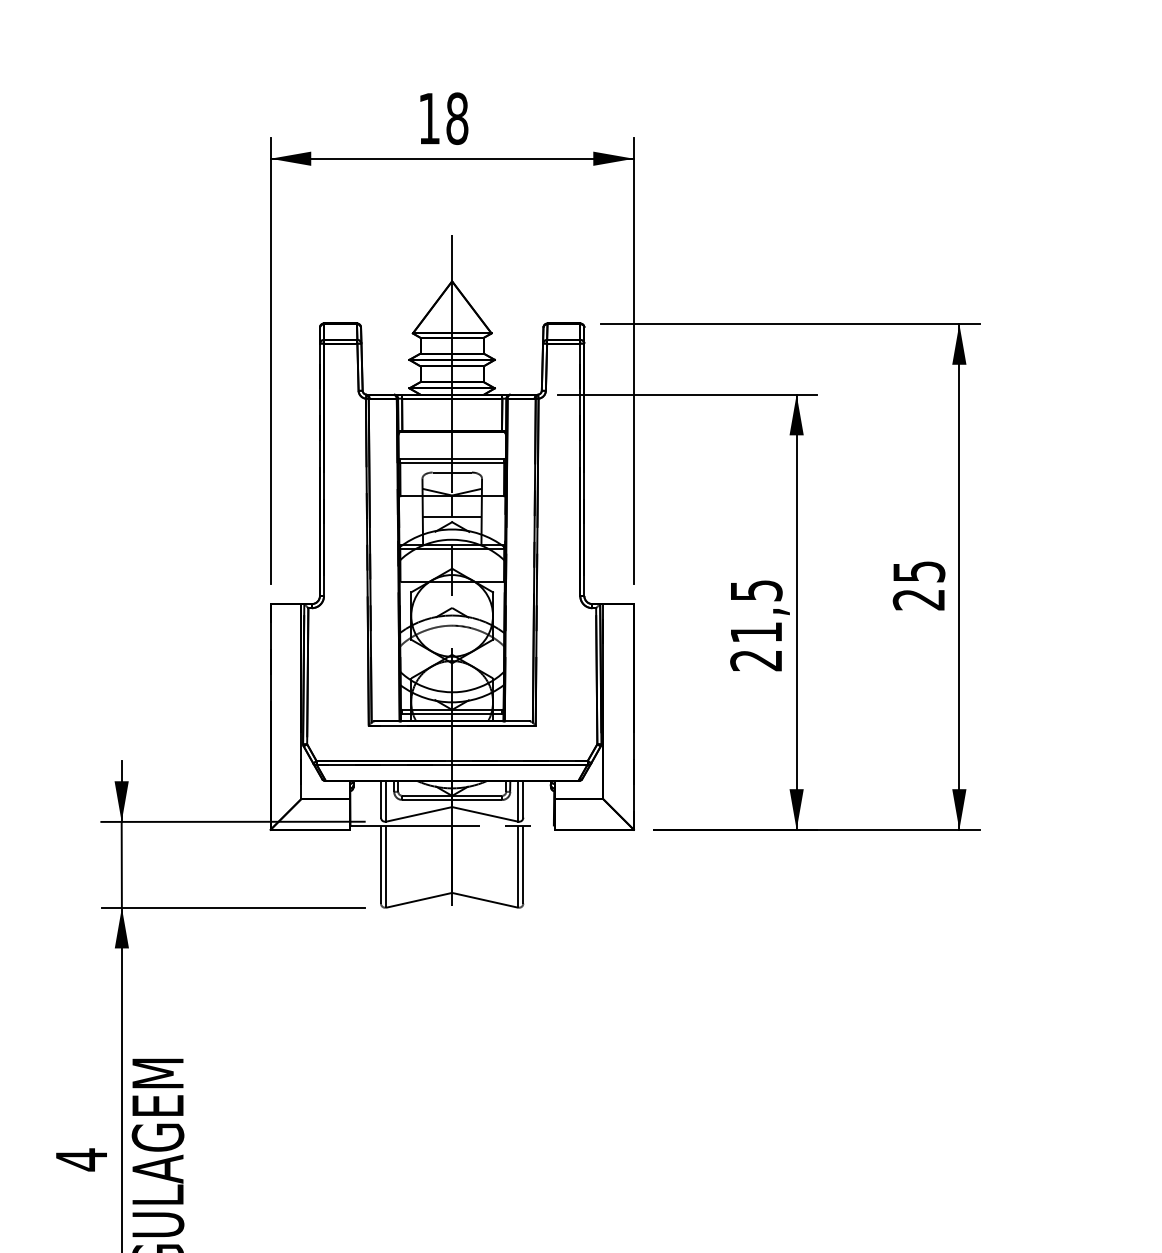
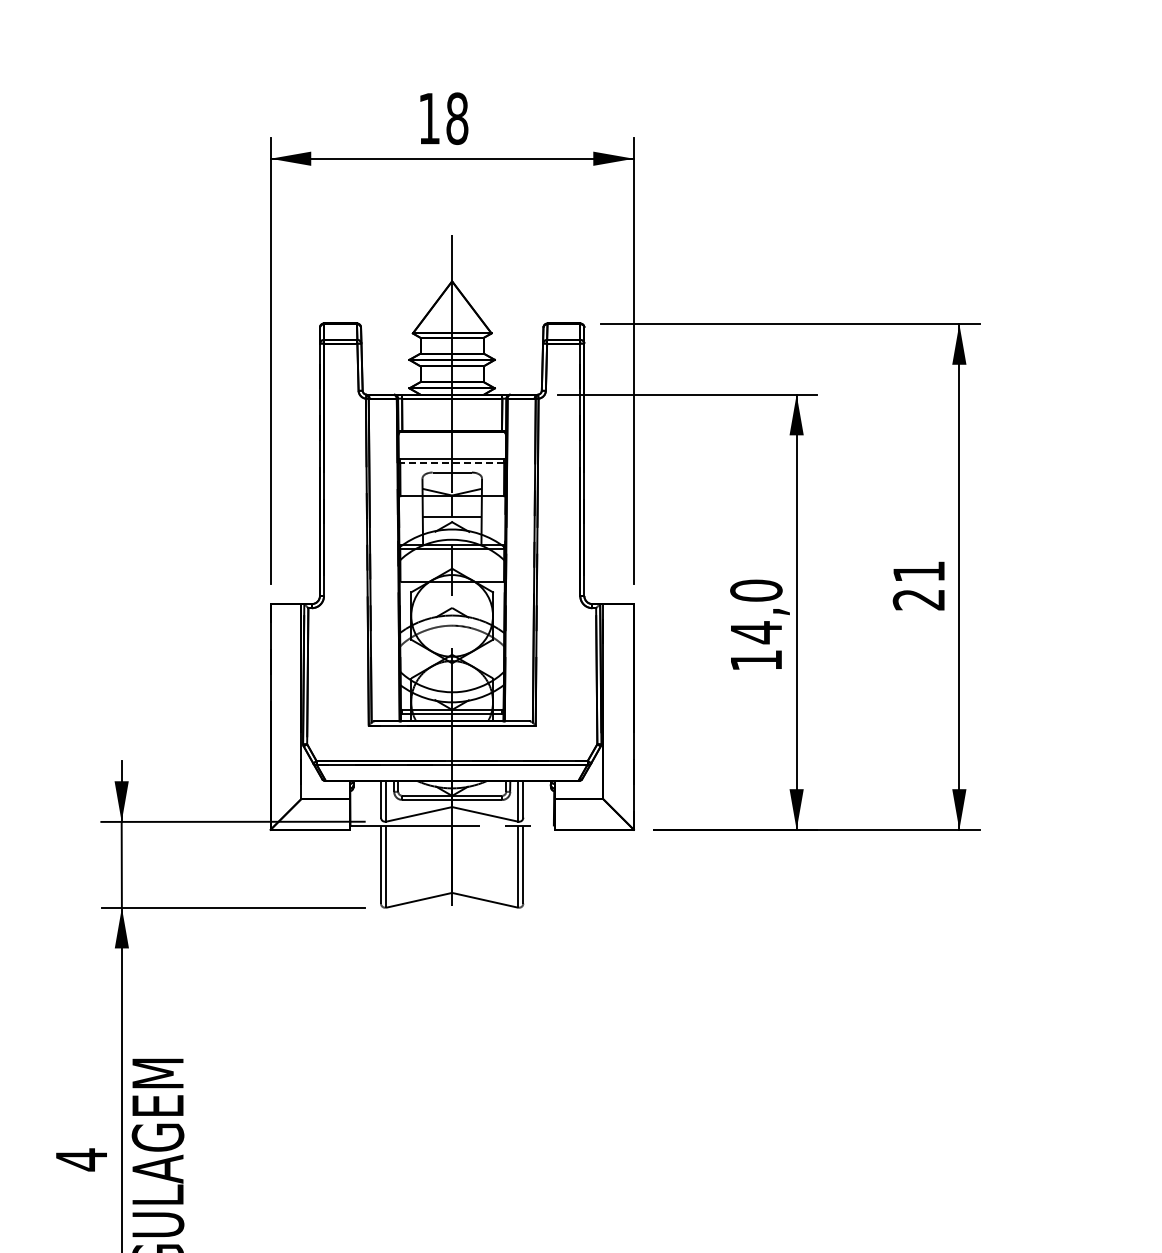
line: solid -> dashed (452, 463)
text: 25 -> 21 (919, 571)
text: 21,5 -> 14,0 (756, 625)
